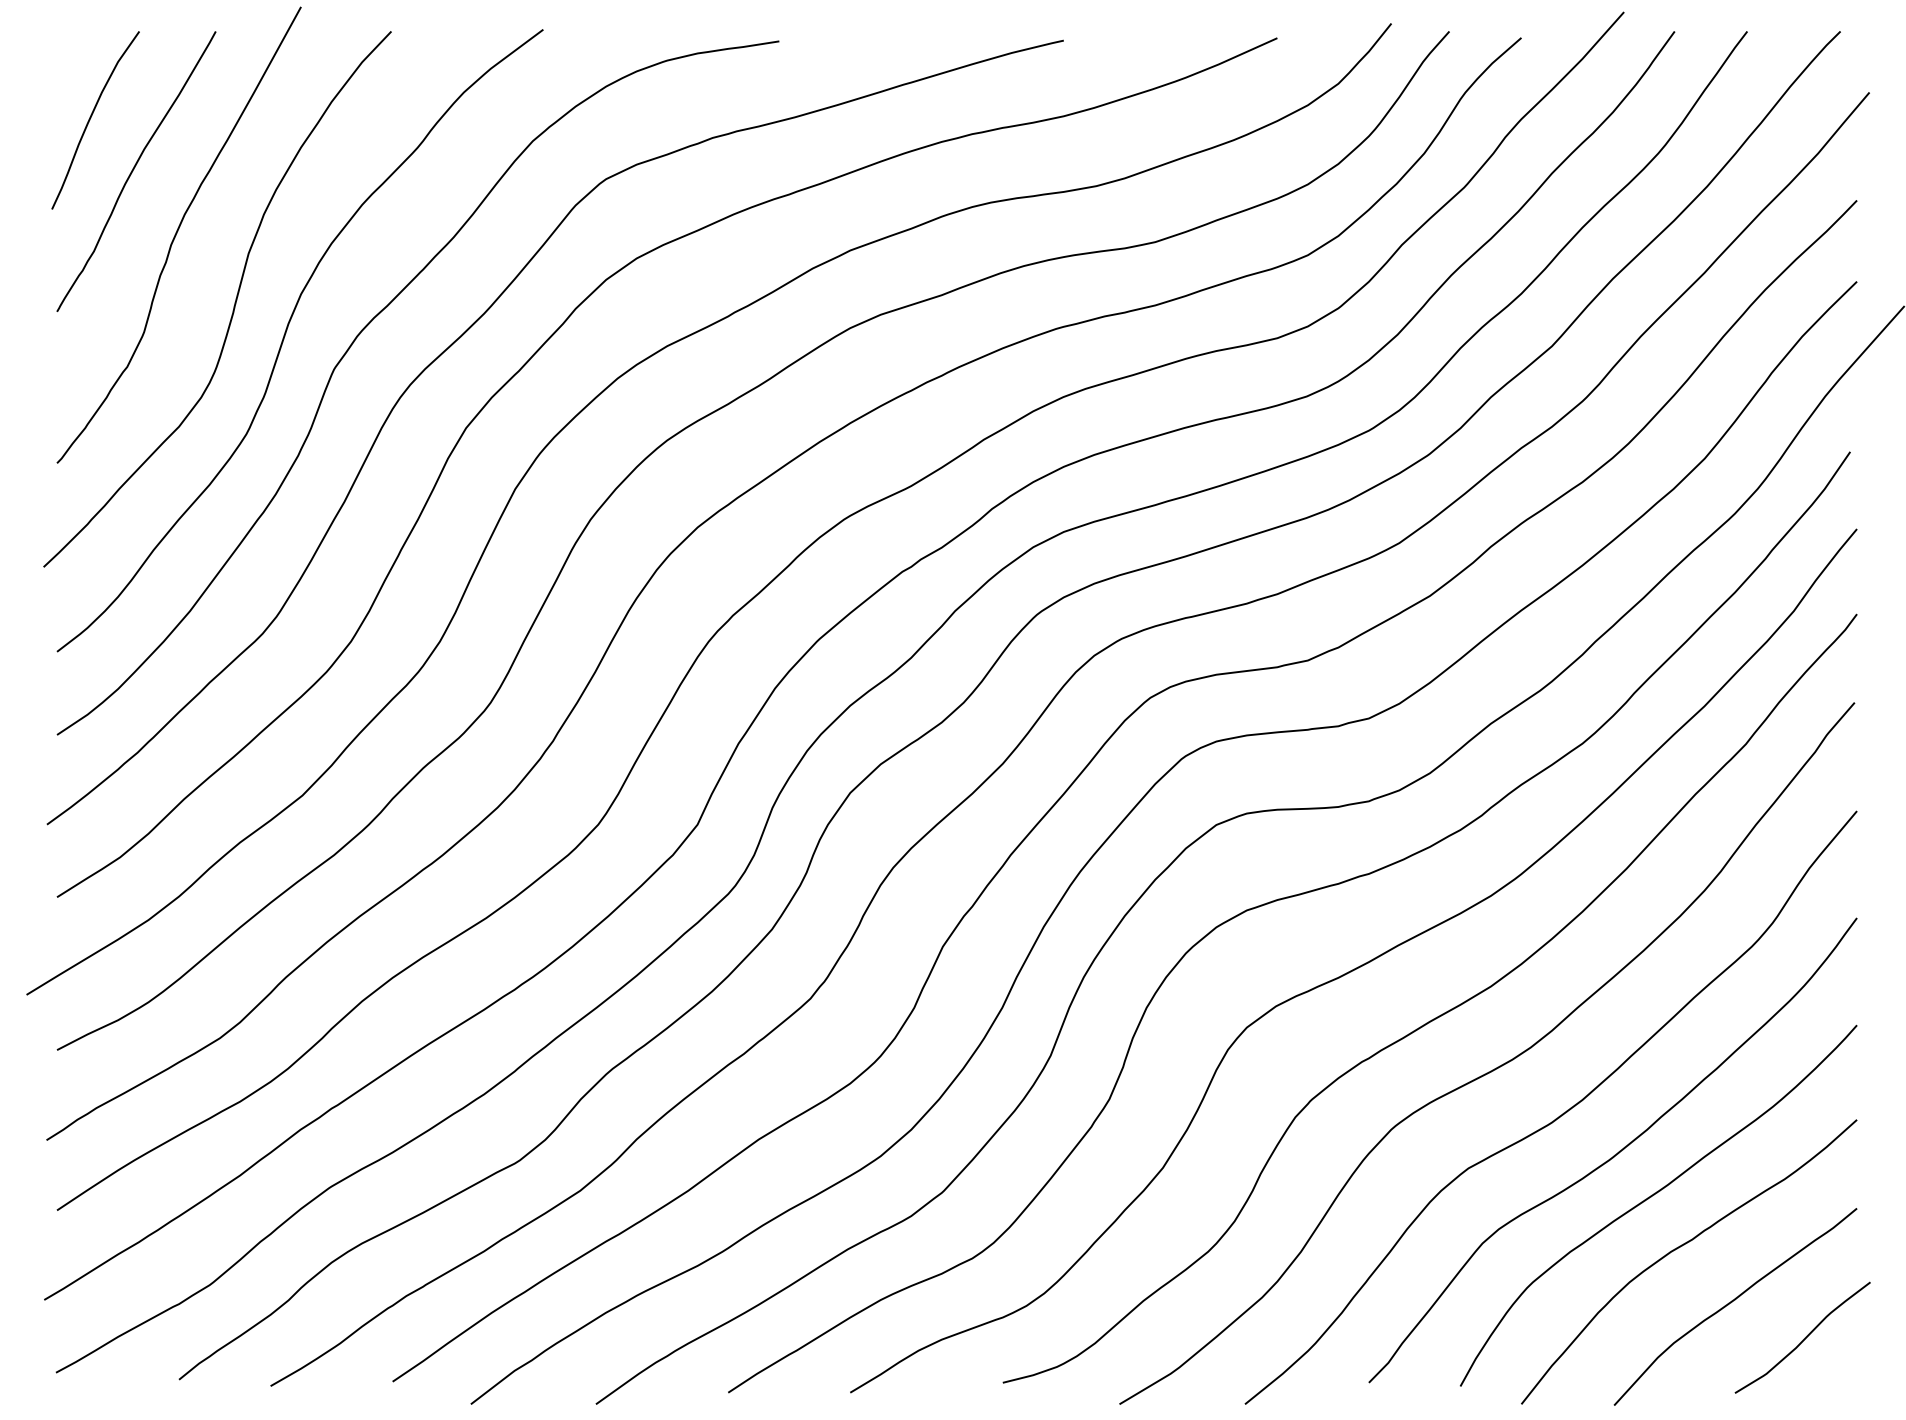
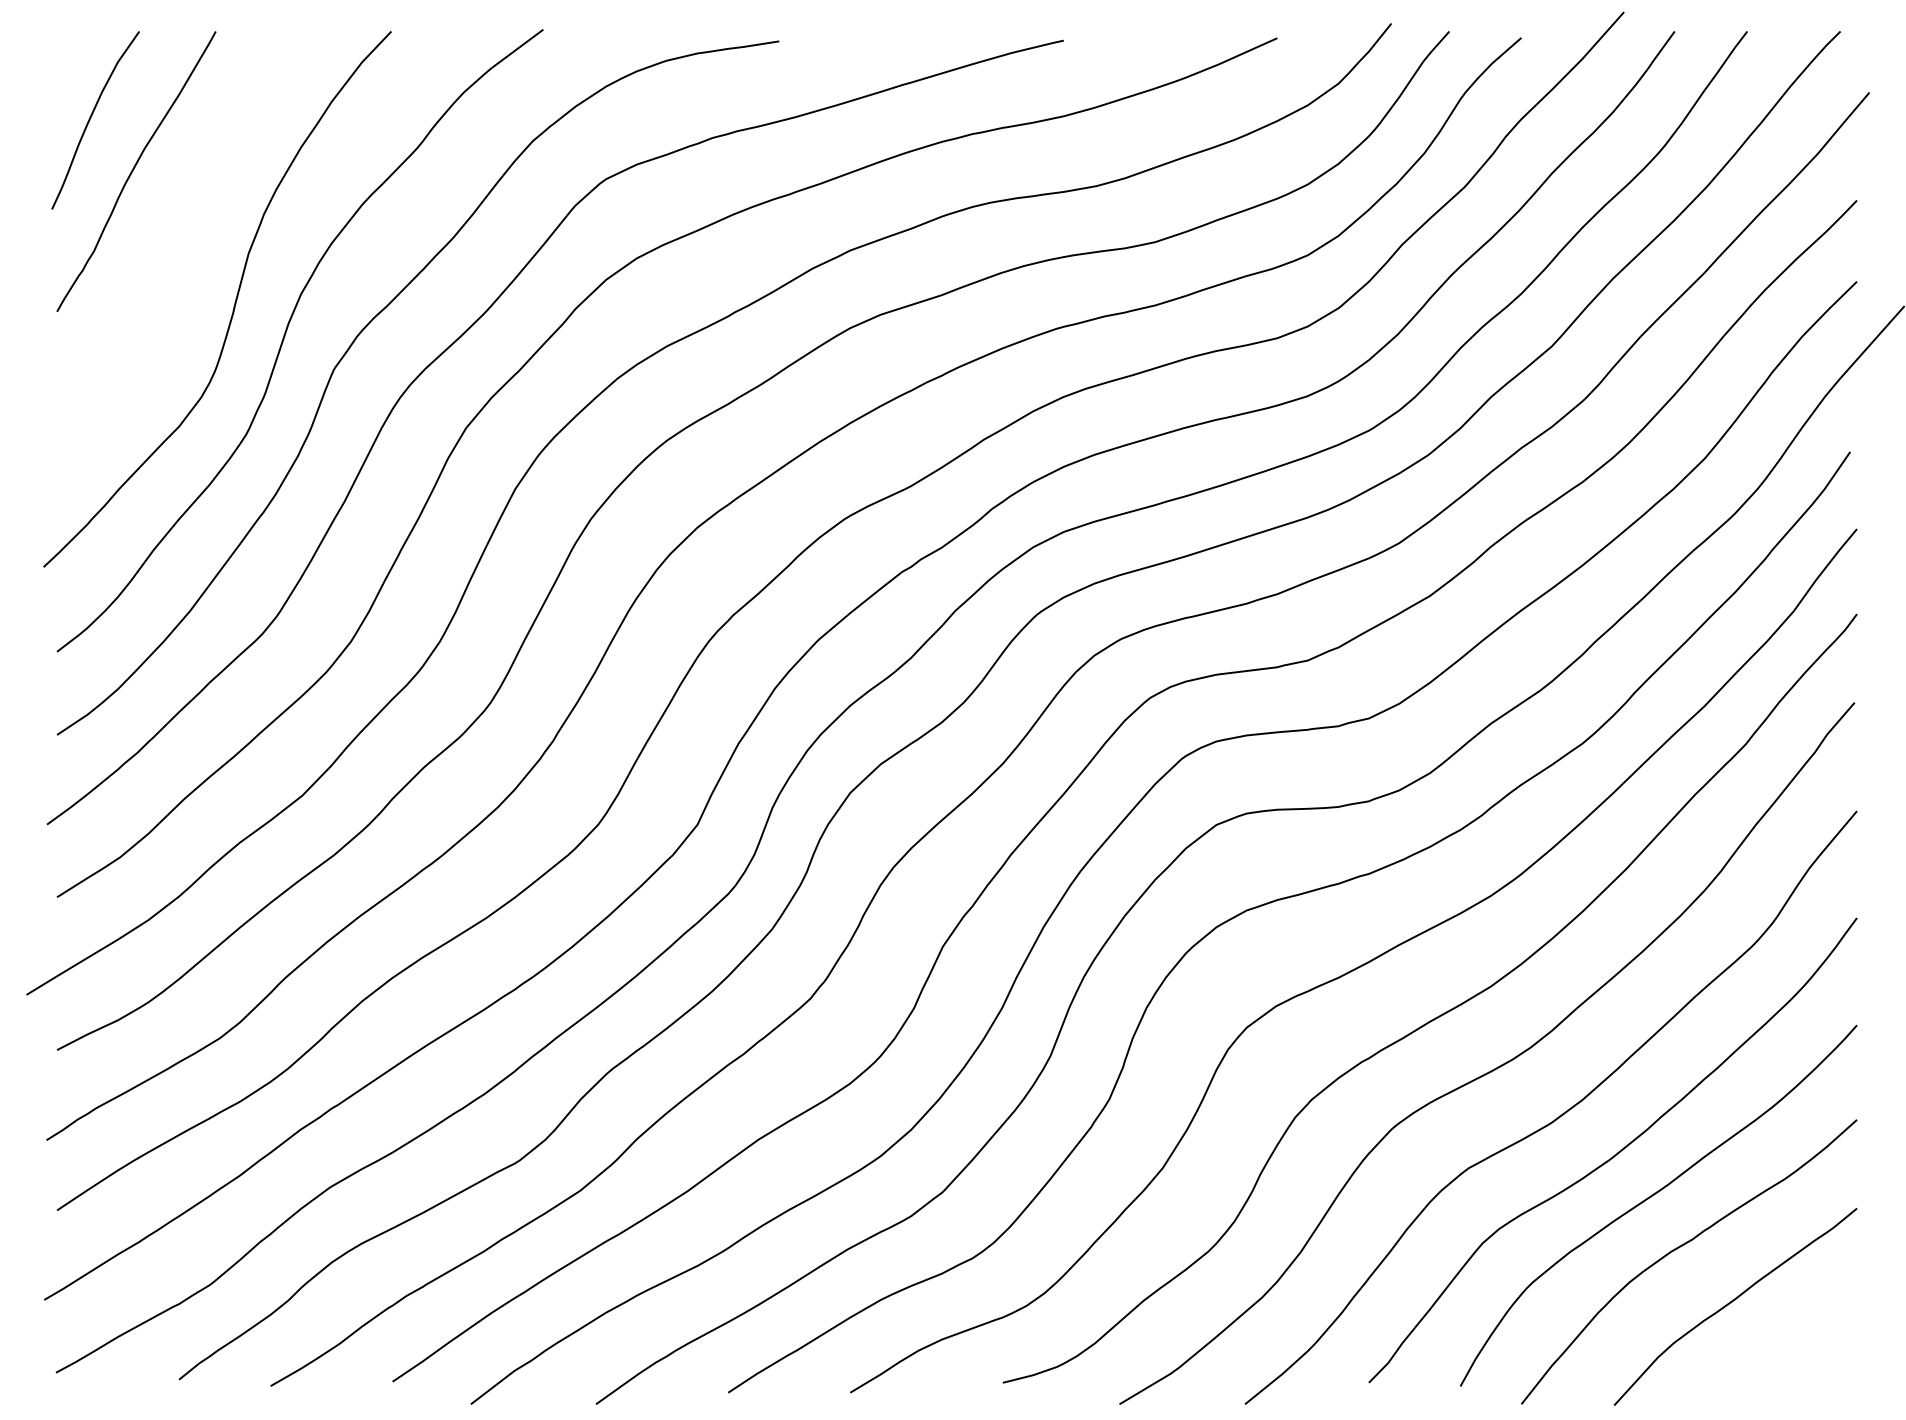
curve: present -> none (177, 233)
curve: present -> none (1804, 1337)
